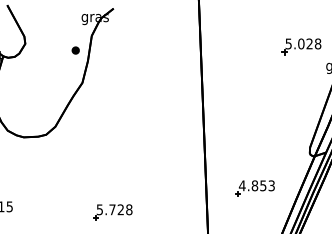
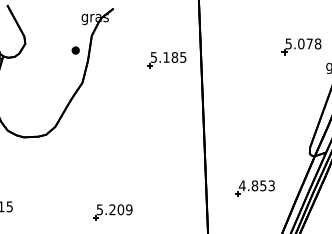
text: 5.028 -> 5.078 (309, 43)
part: none -> present (166, 60)
text: 5.728 -> 5.209 (120, 209)
